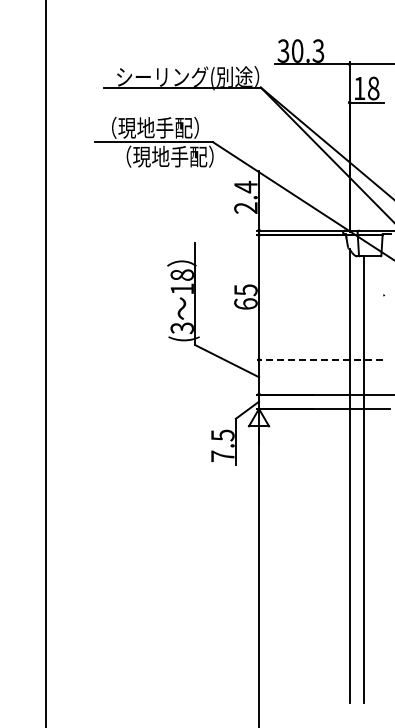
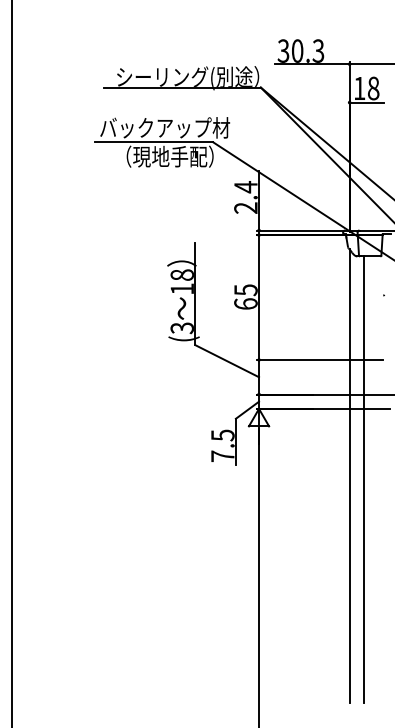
text: （現地手配） -> バックアップ材 (165, 127)
line: dashed -> solid (319, 359)
line position: (45, 363) -> (11, 363) (11, 363)
